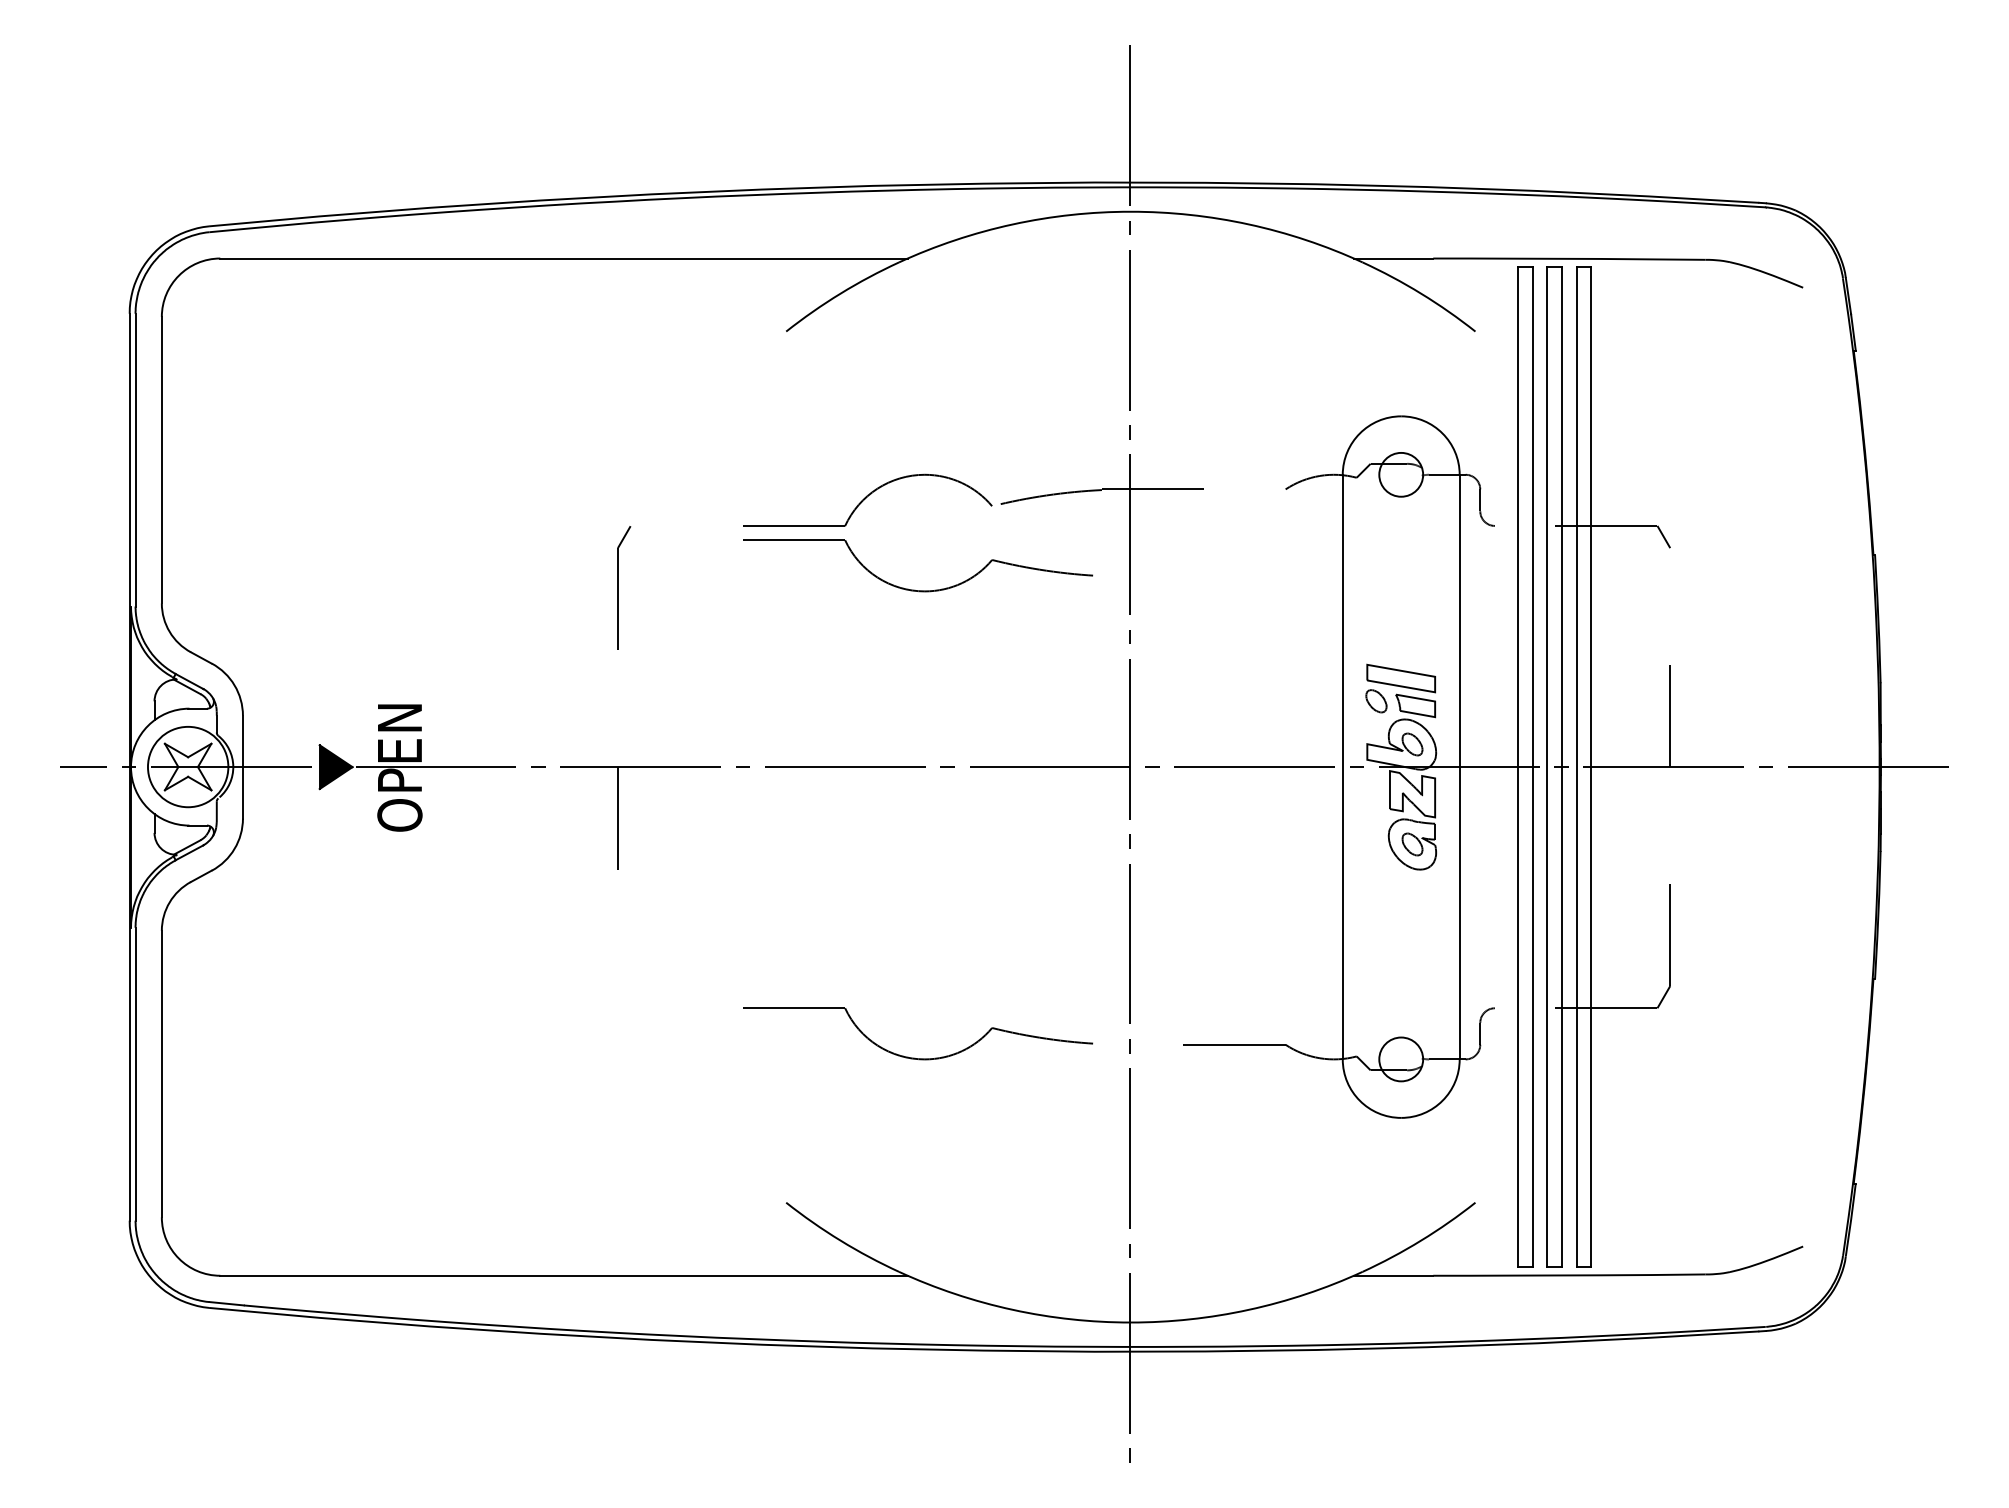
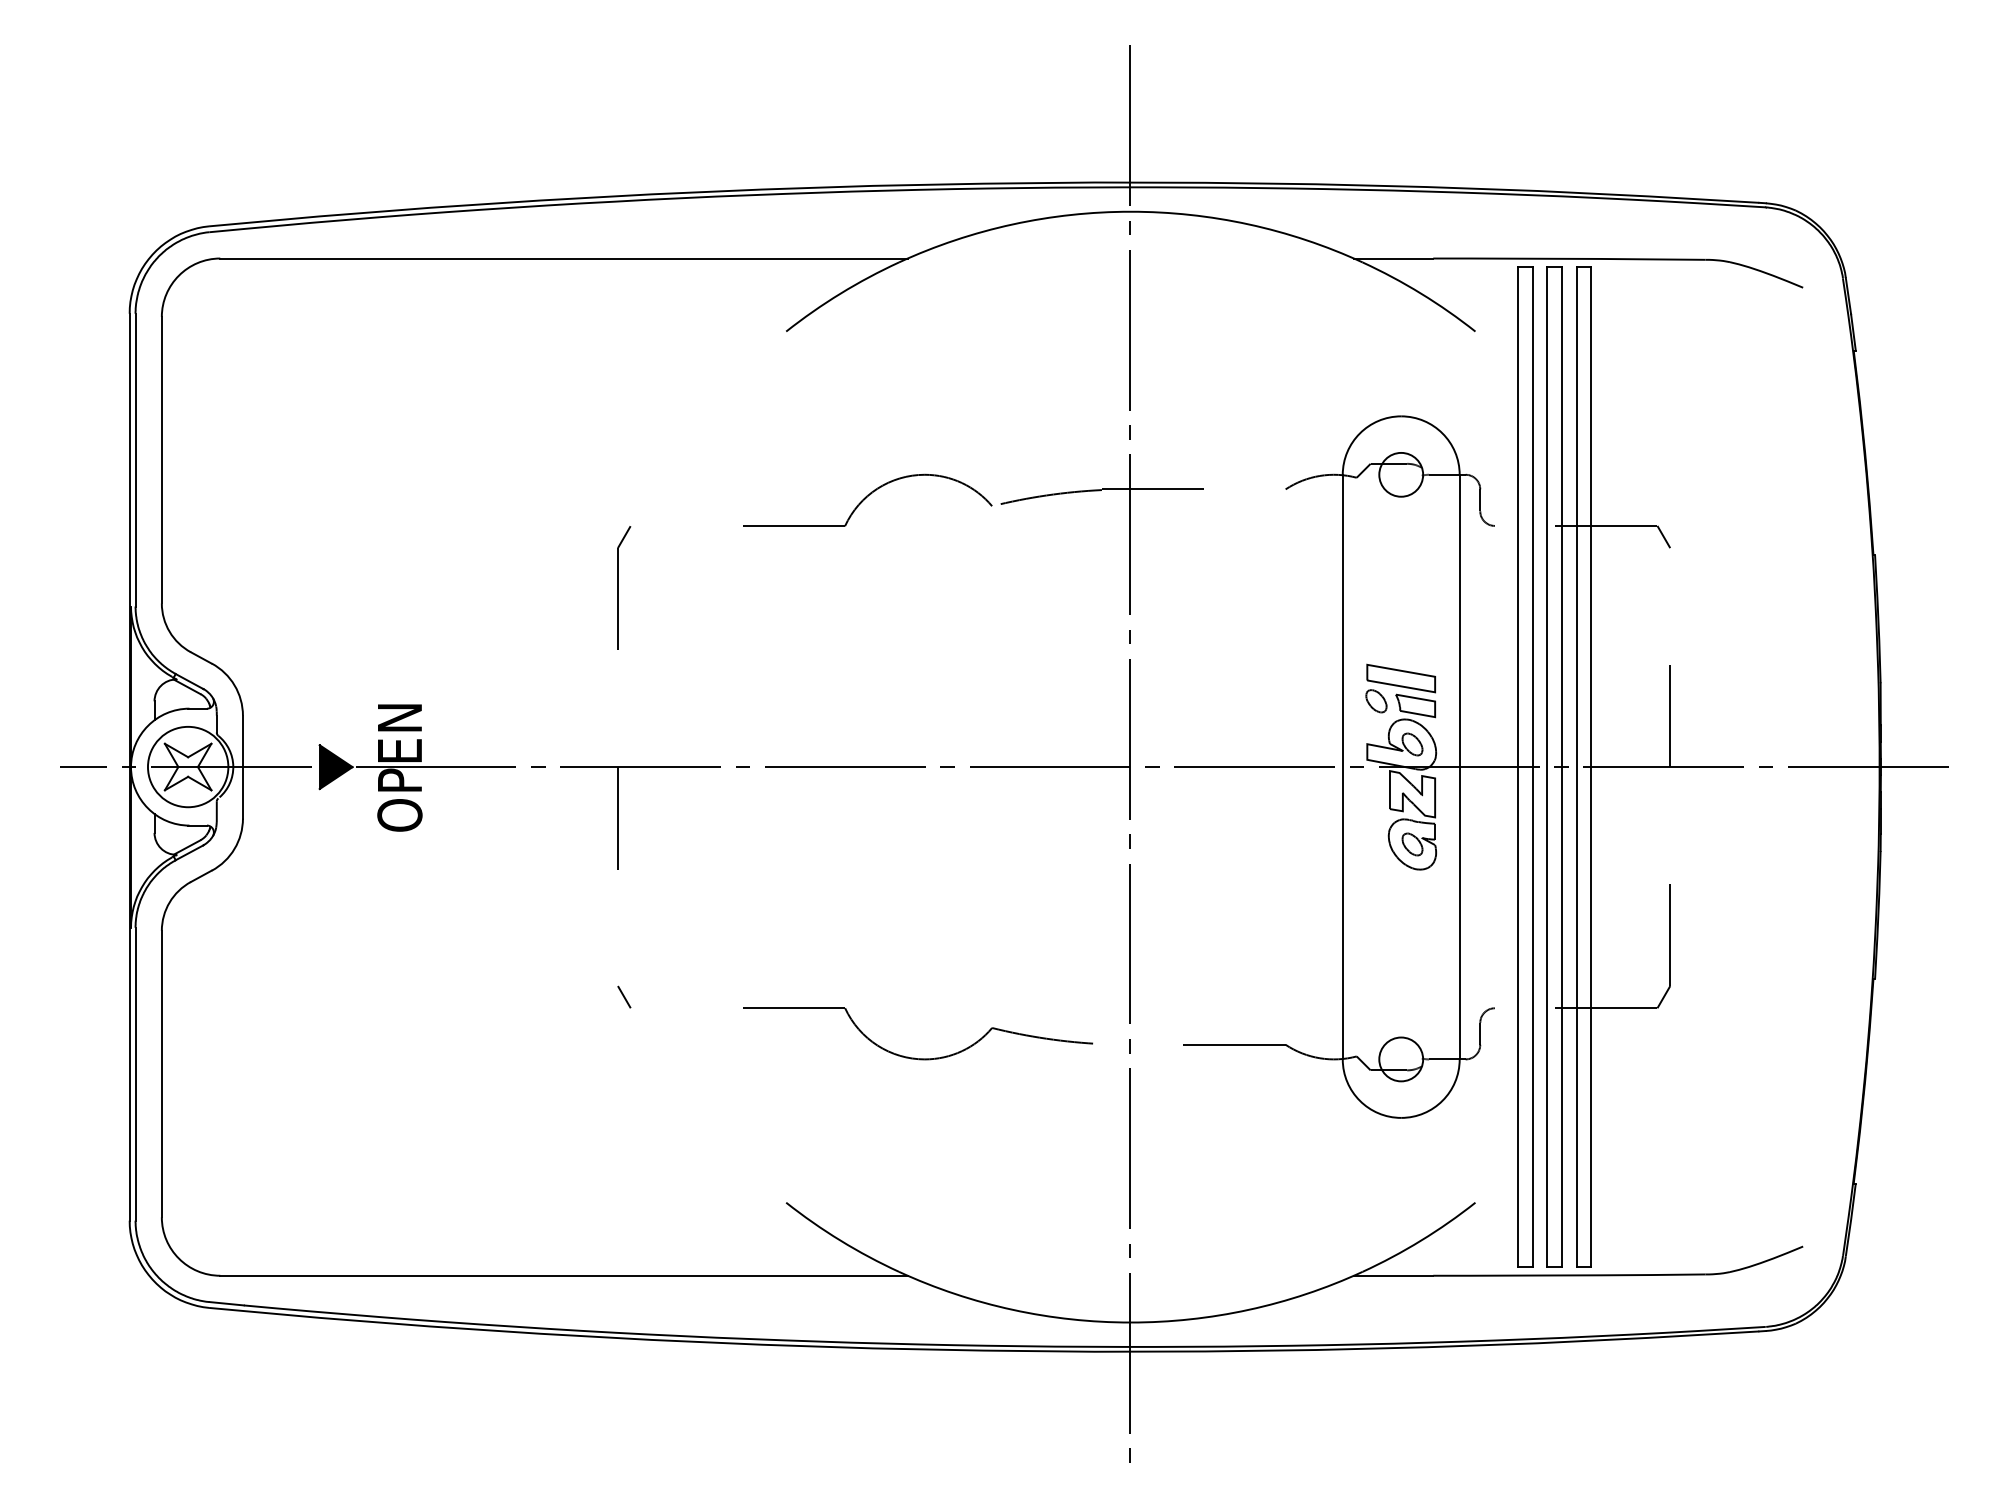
part: present -> none (914, 589)
line: none -> present (623, 997)
